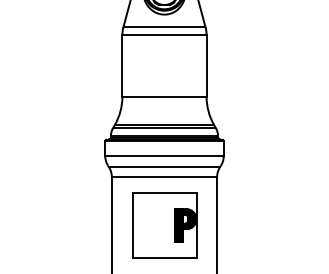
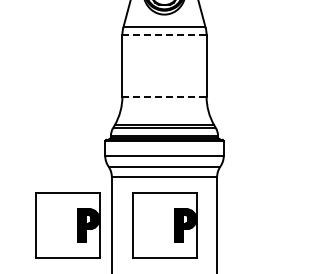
line: solid -> dashed (164, 34)
line: solid -> dashed (164, 96)
part: none -> present (67, 225)
